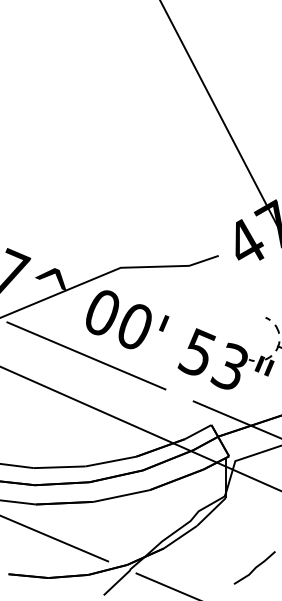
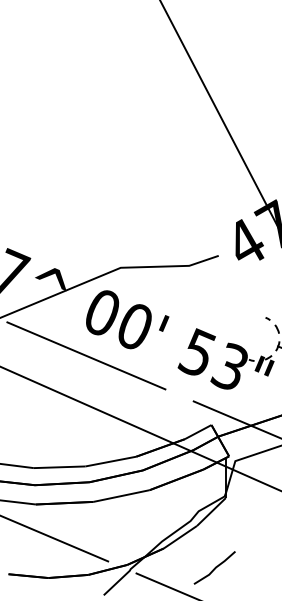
line position: (254, 567) -> (214, 567) (214, 567)
